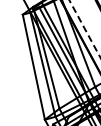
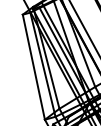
line: dashed -> solid (84, 28)
